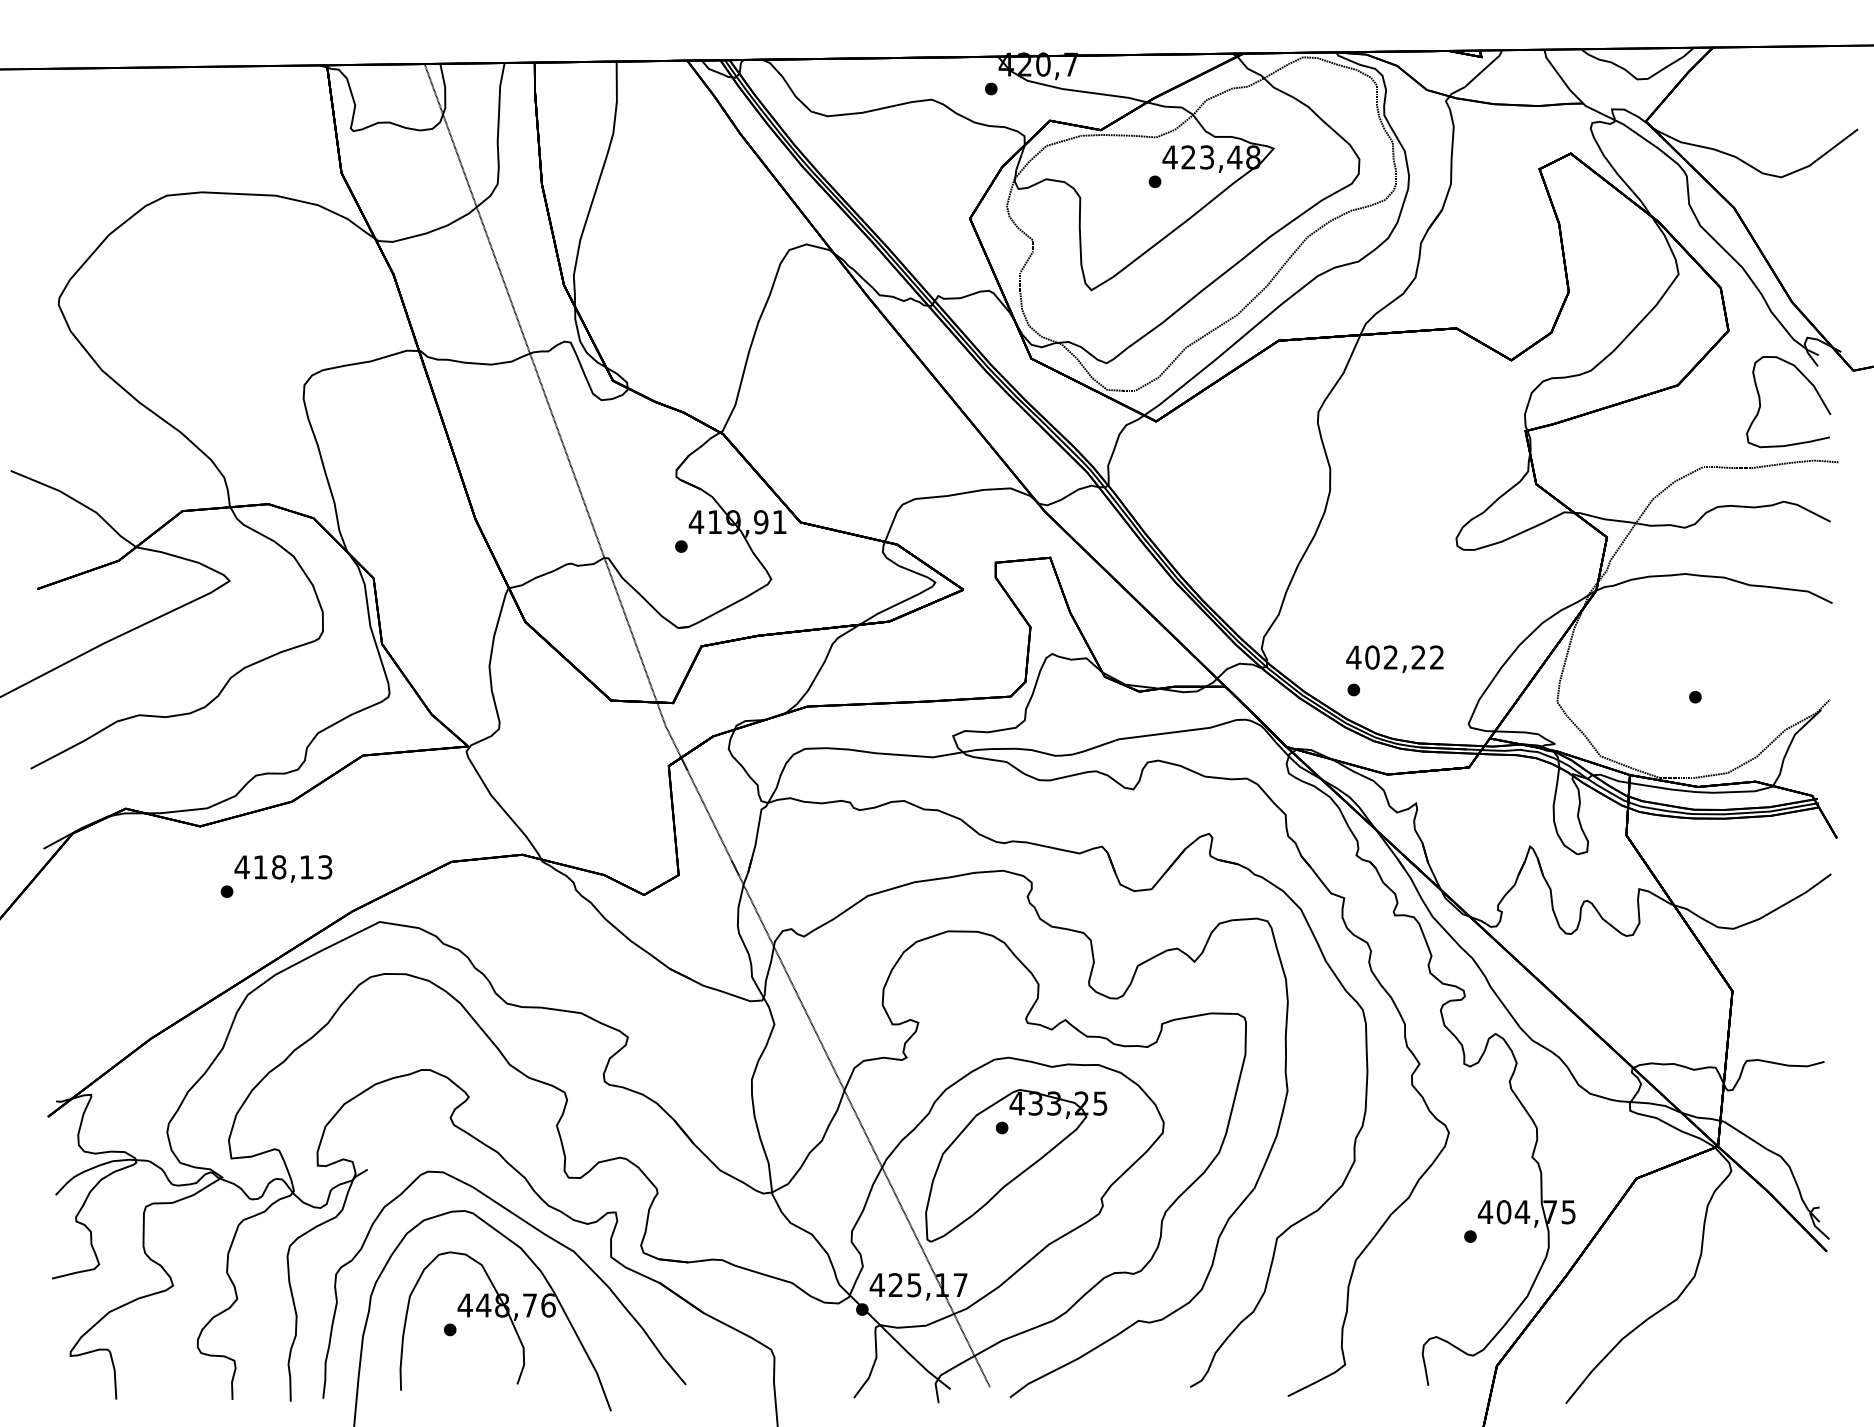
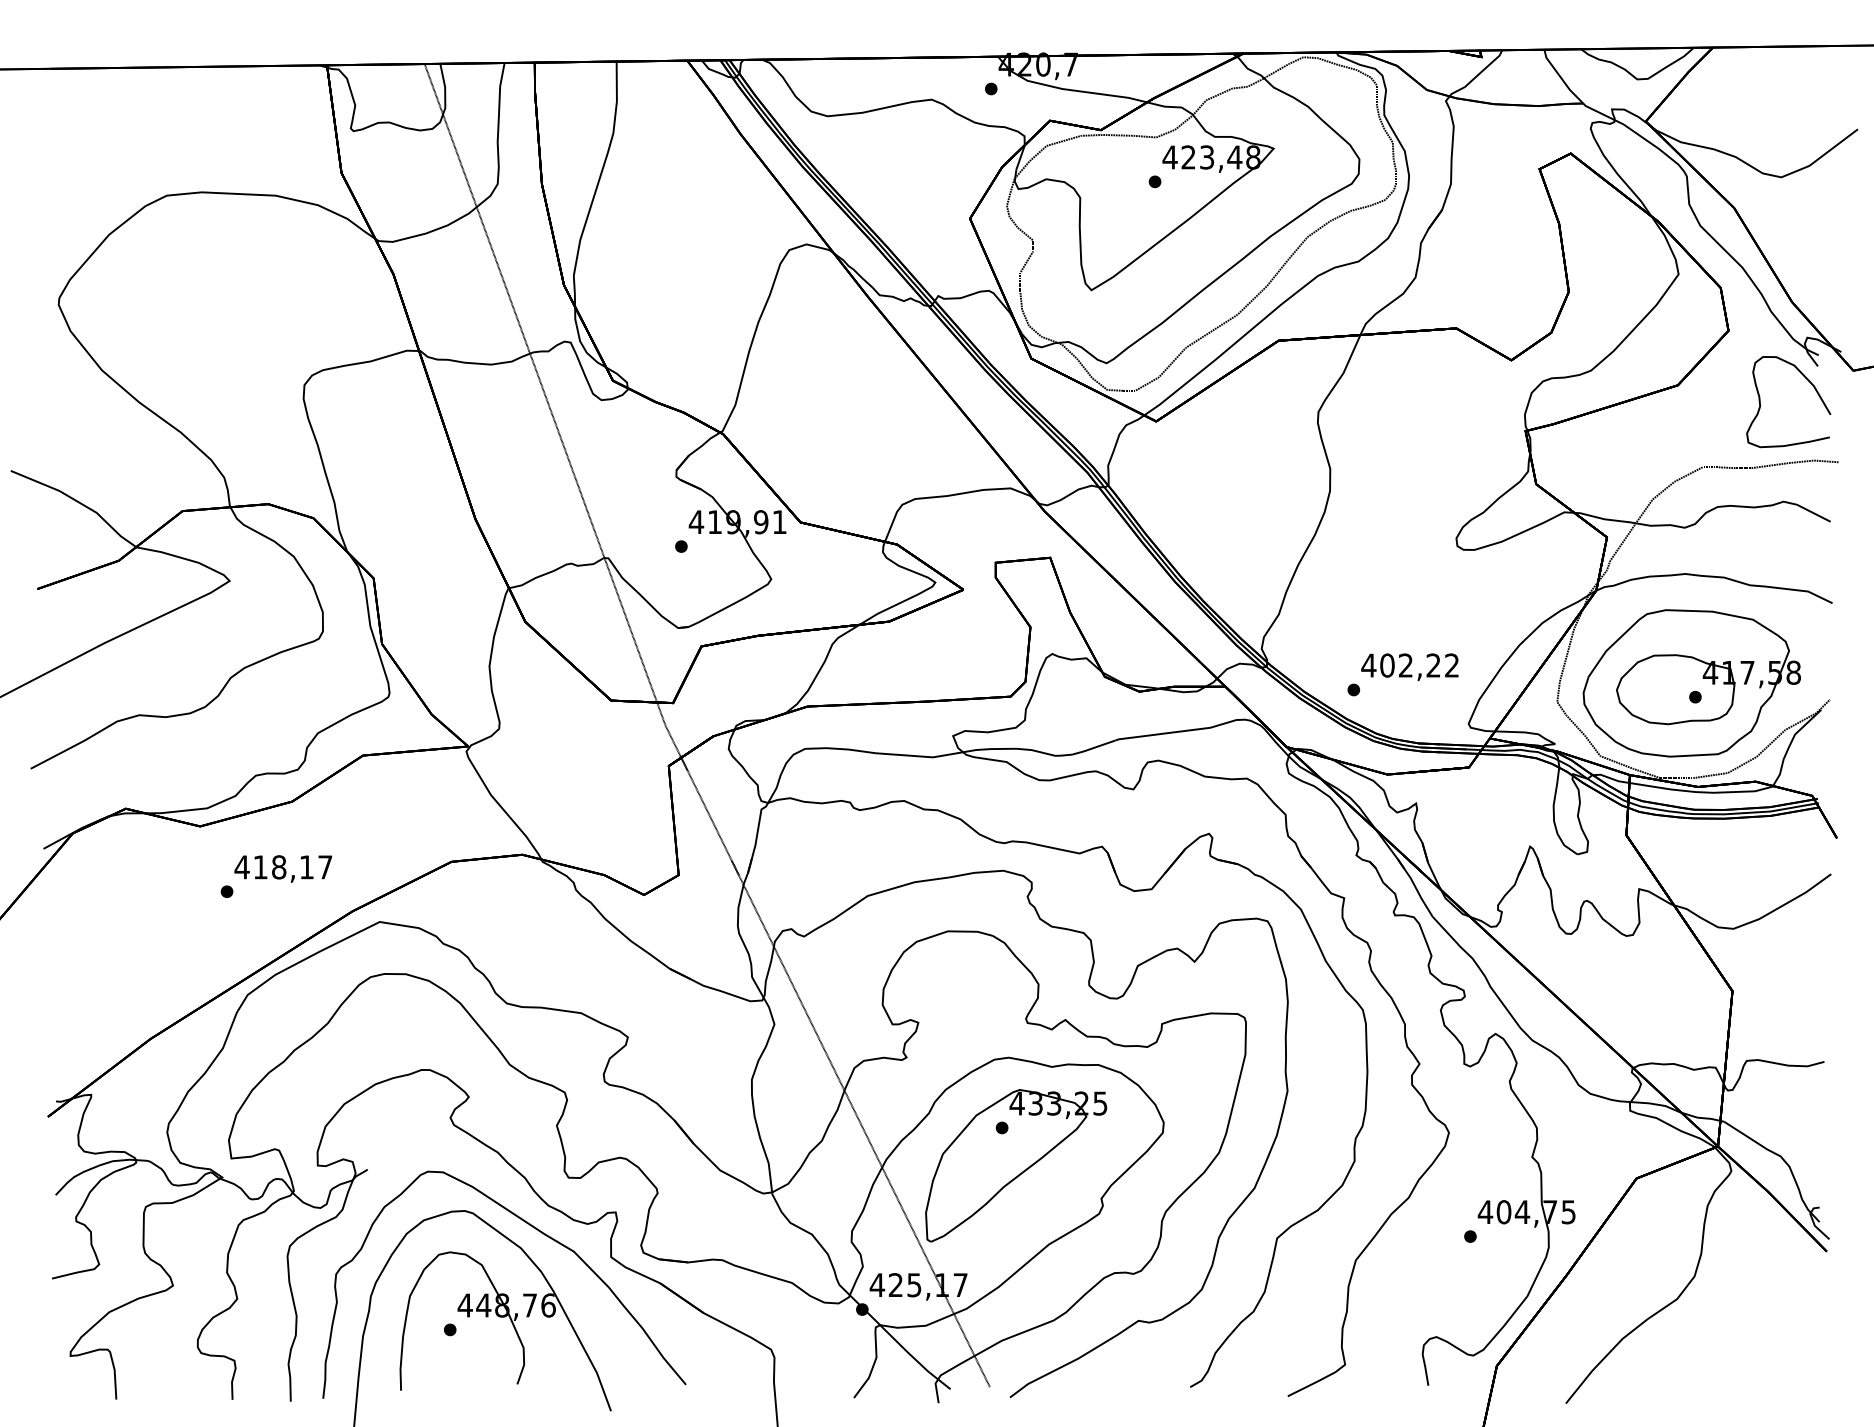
text position: (1394, 659) -> (1409, 667) (1409, 667)
part: none -> present (1691, 683)
text: 418,13 -> 418,17 (325, 867)
